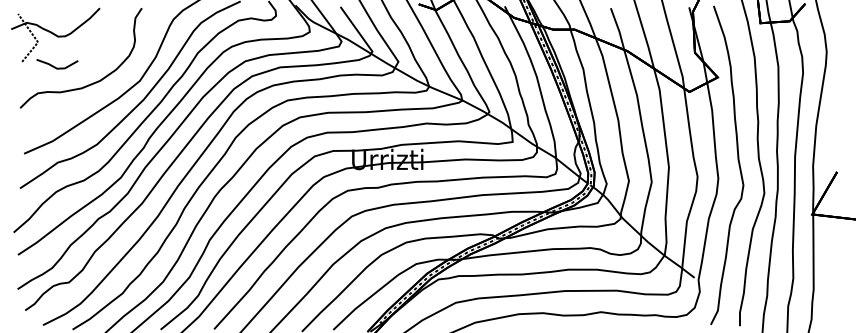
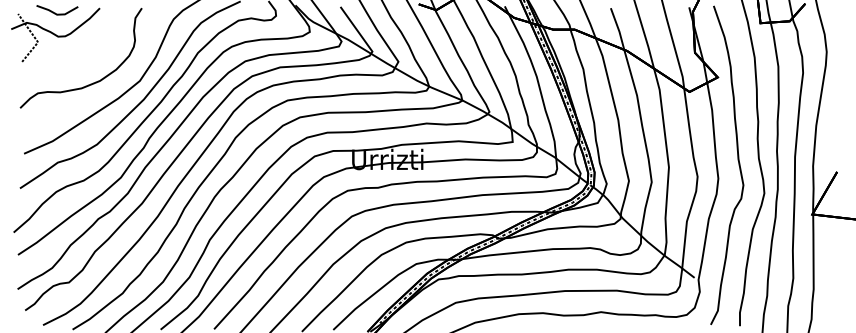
line position: (55, 66) -> (55, 12) (55, 12)
